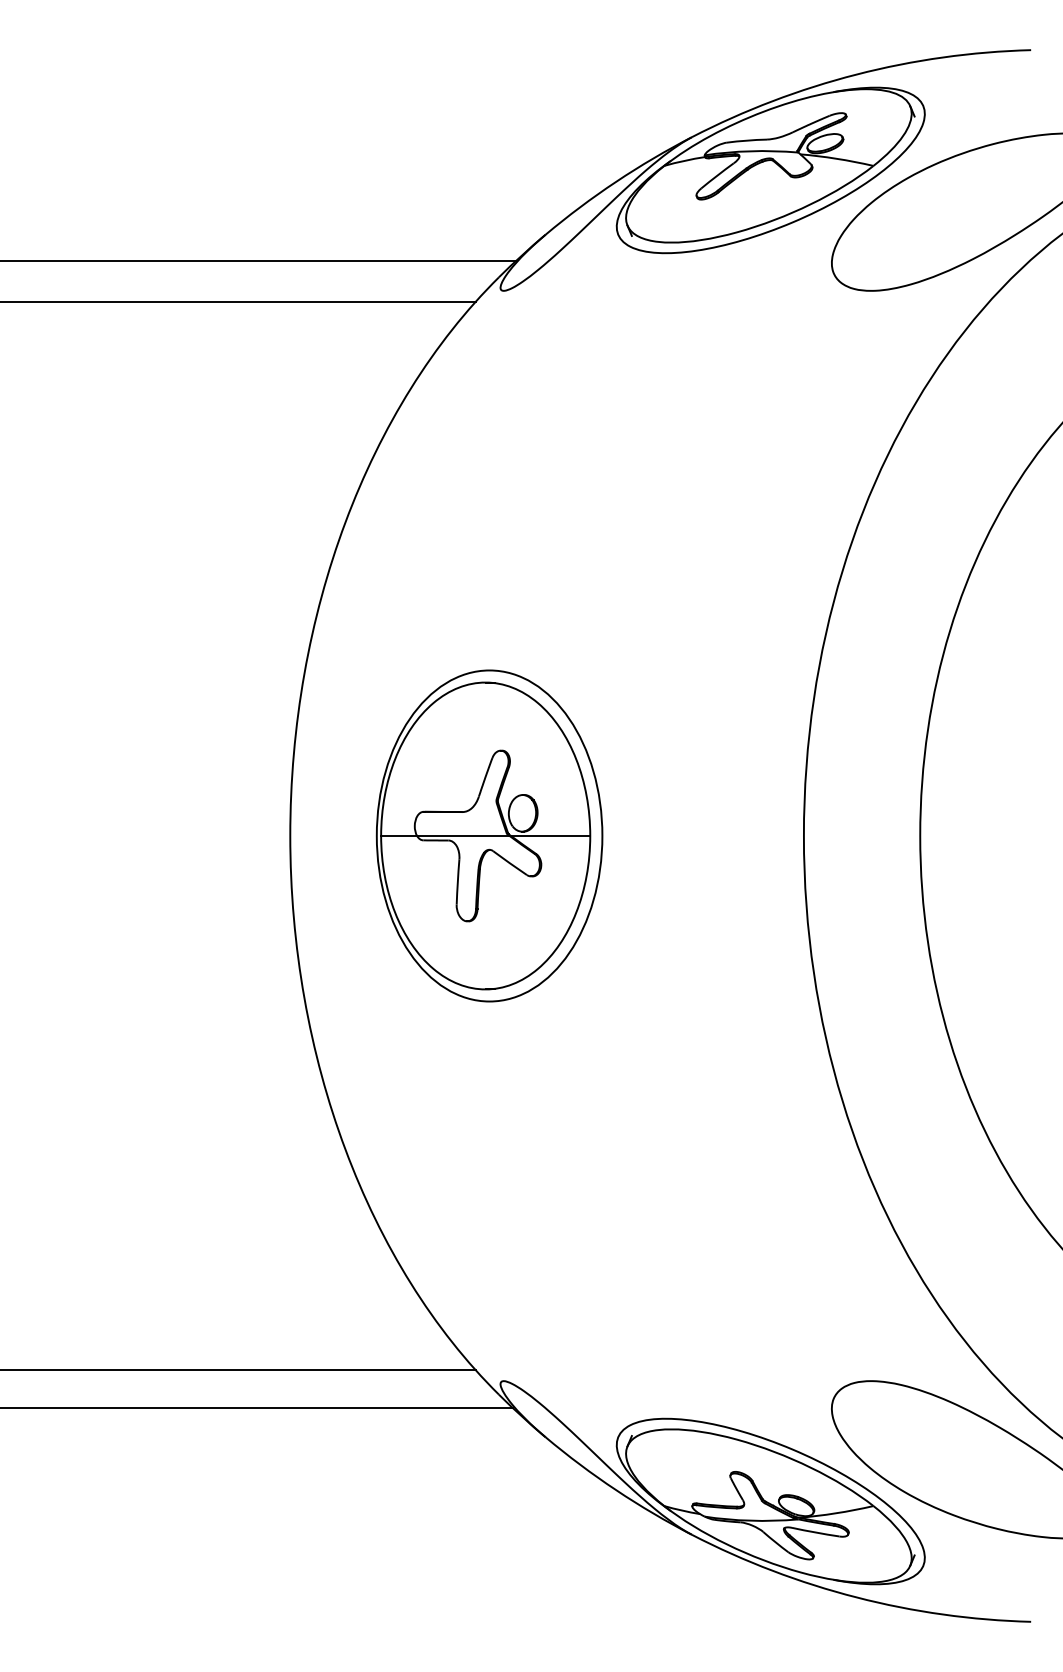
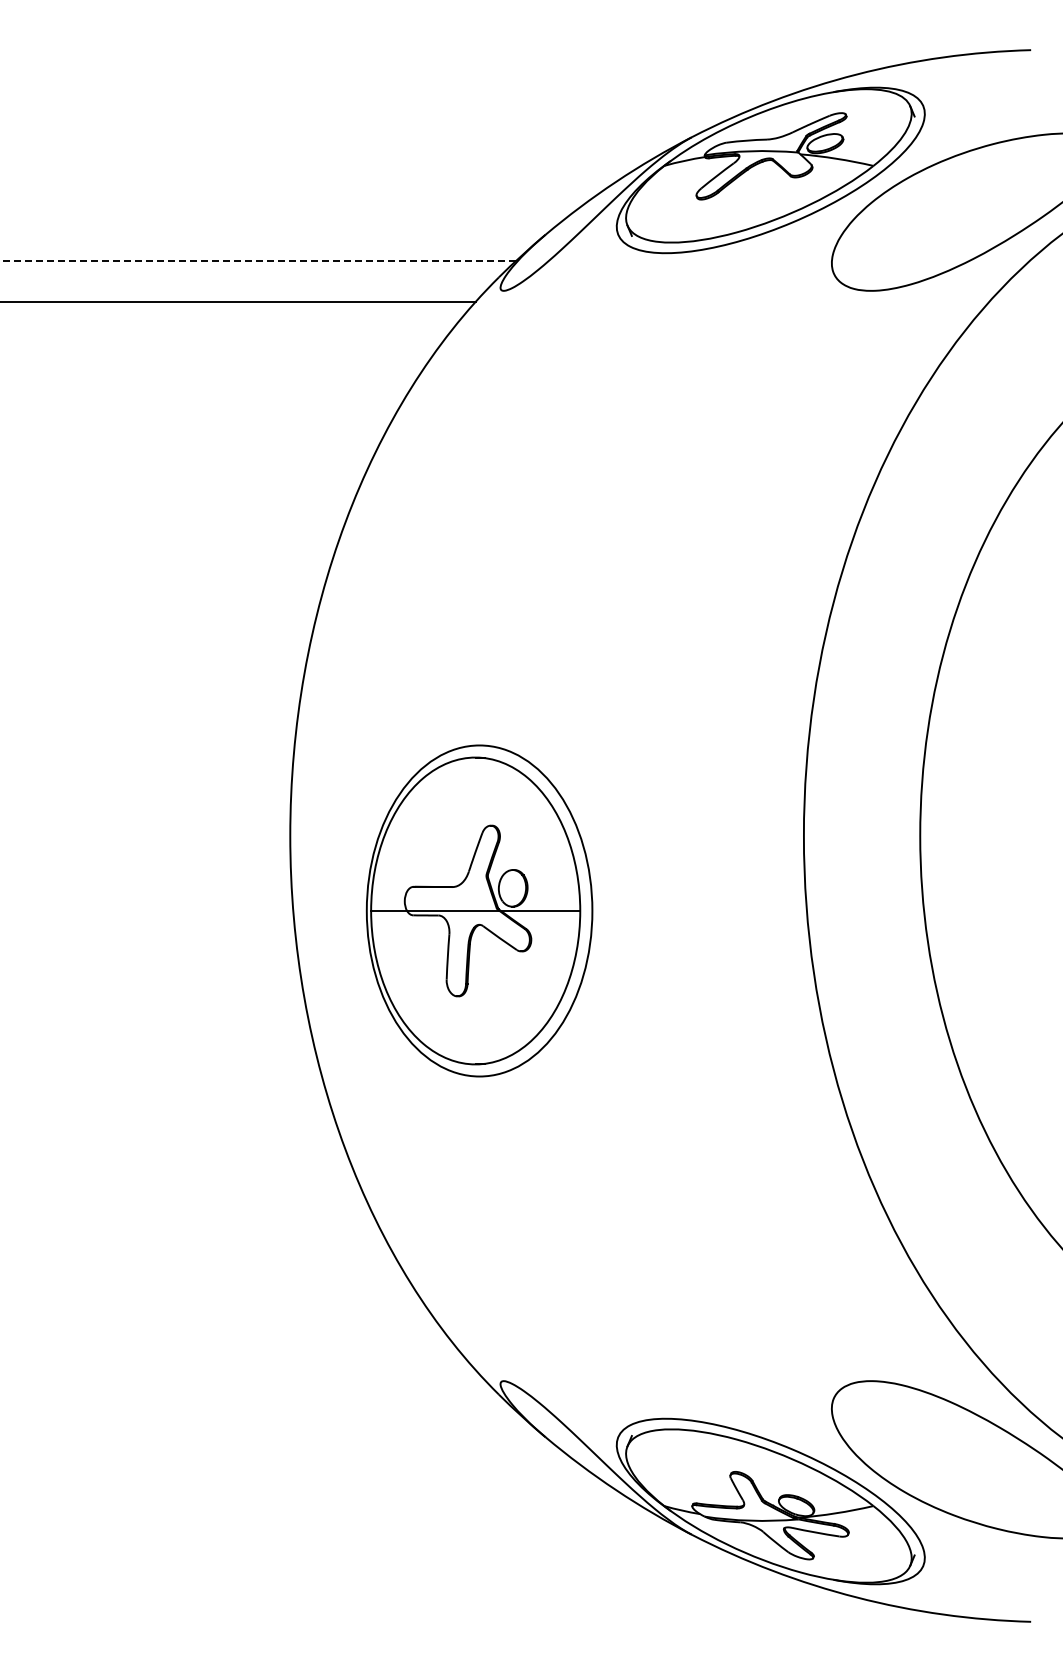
line: solid -> dashed (258, 260)
part position: (489, 835) -> (479, 910) (479, 910)
line: present -> none (238, 1370)
line: present -> none (257, 1407)
